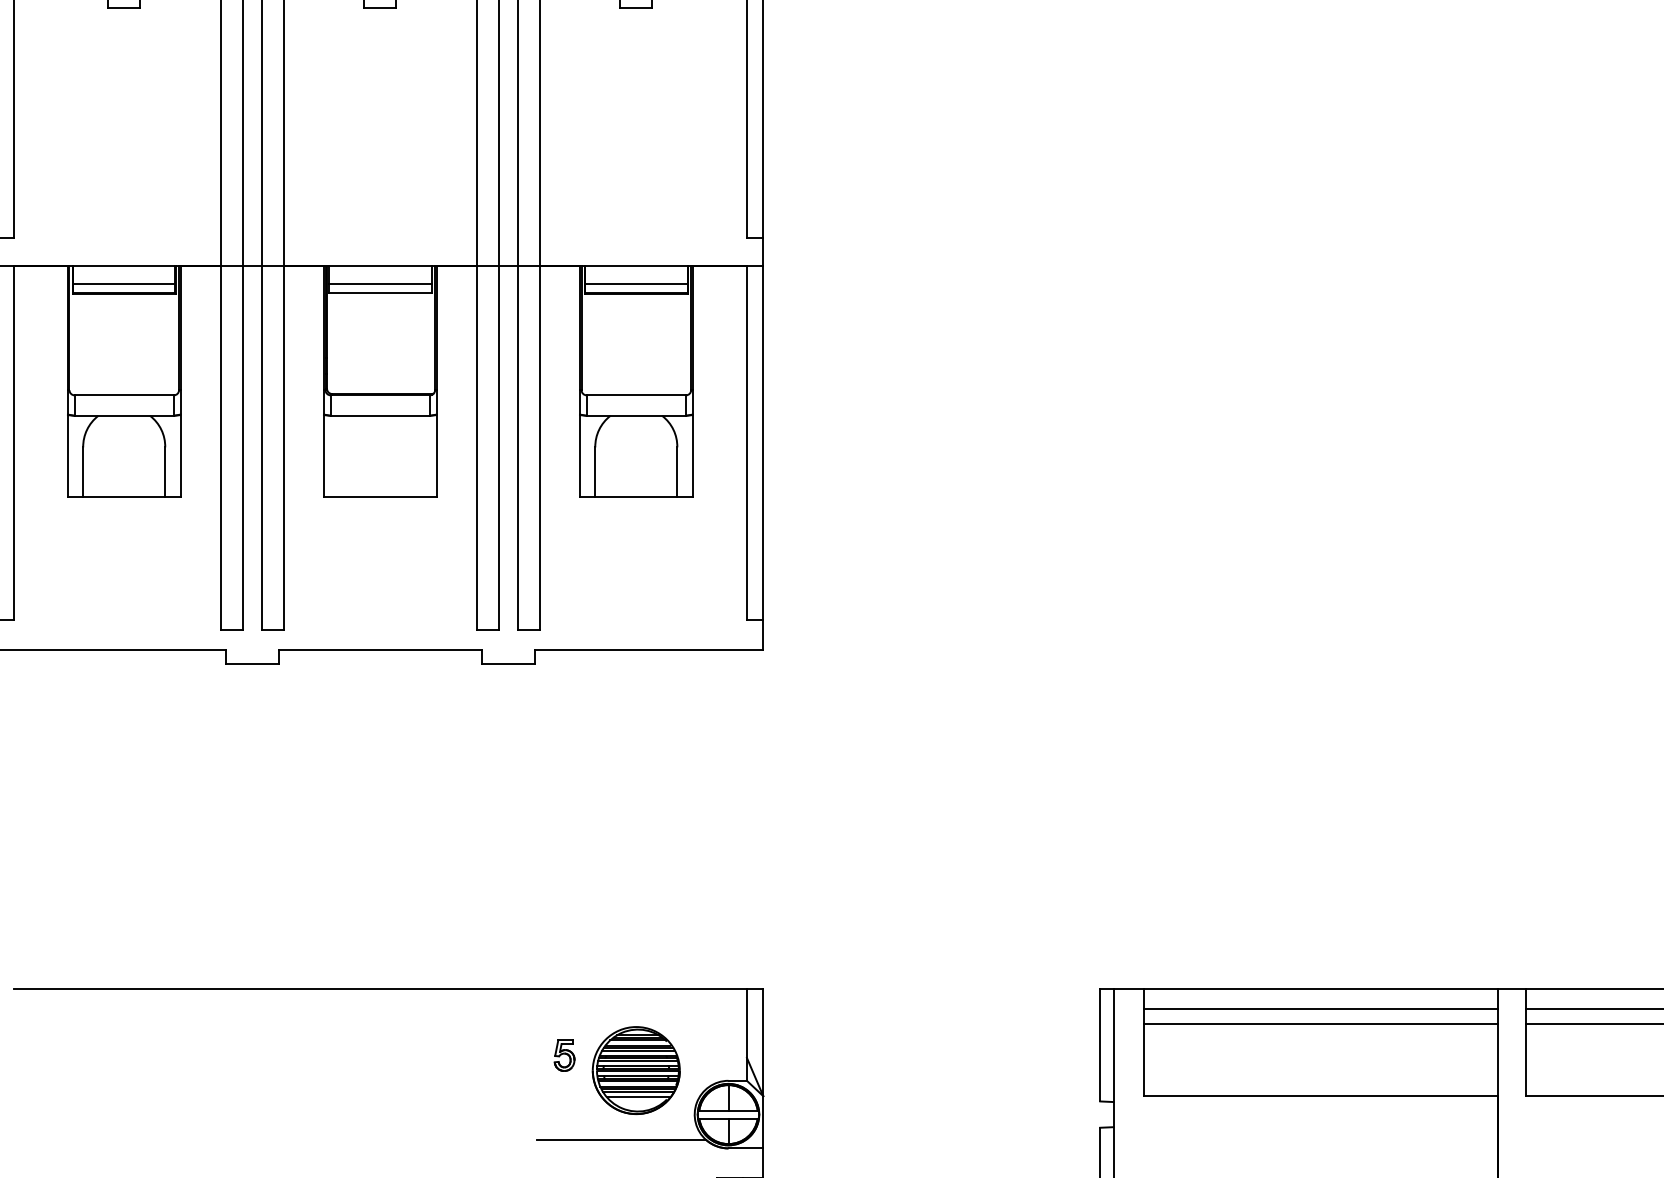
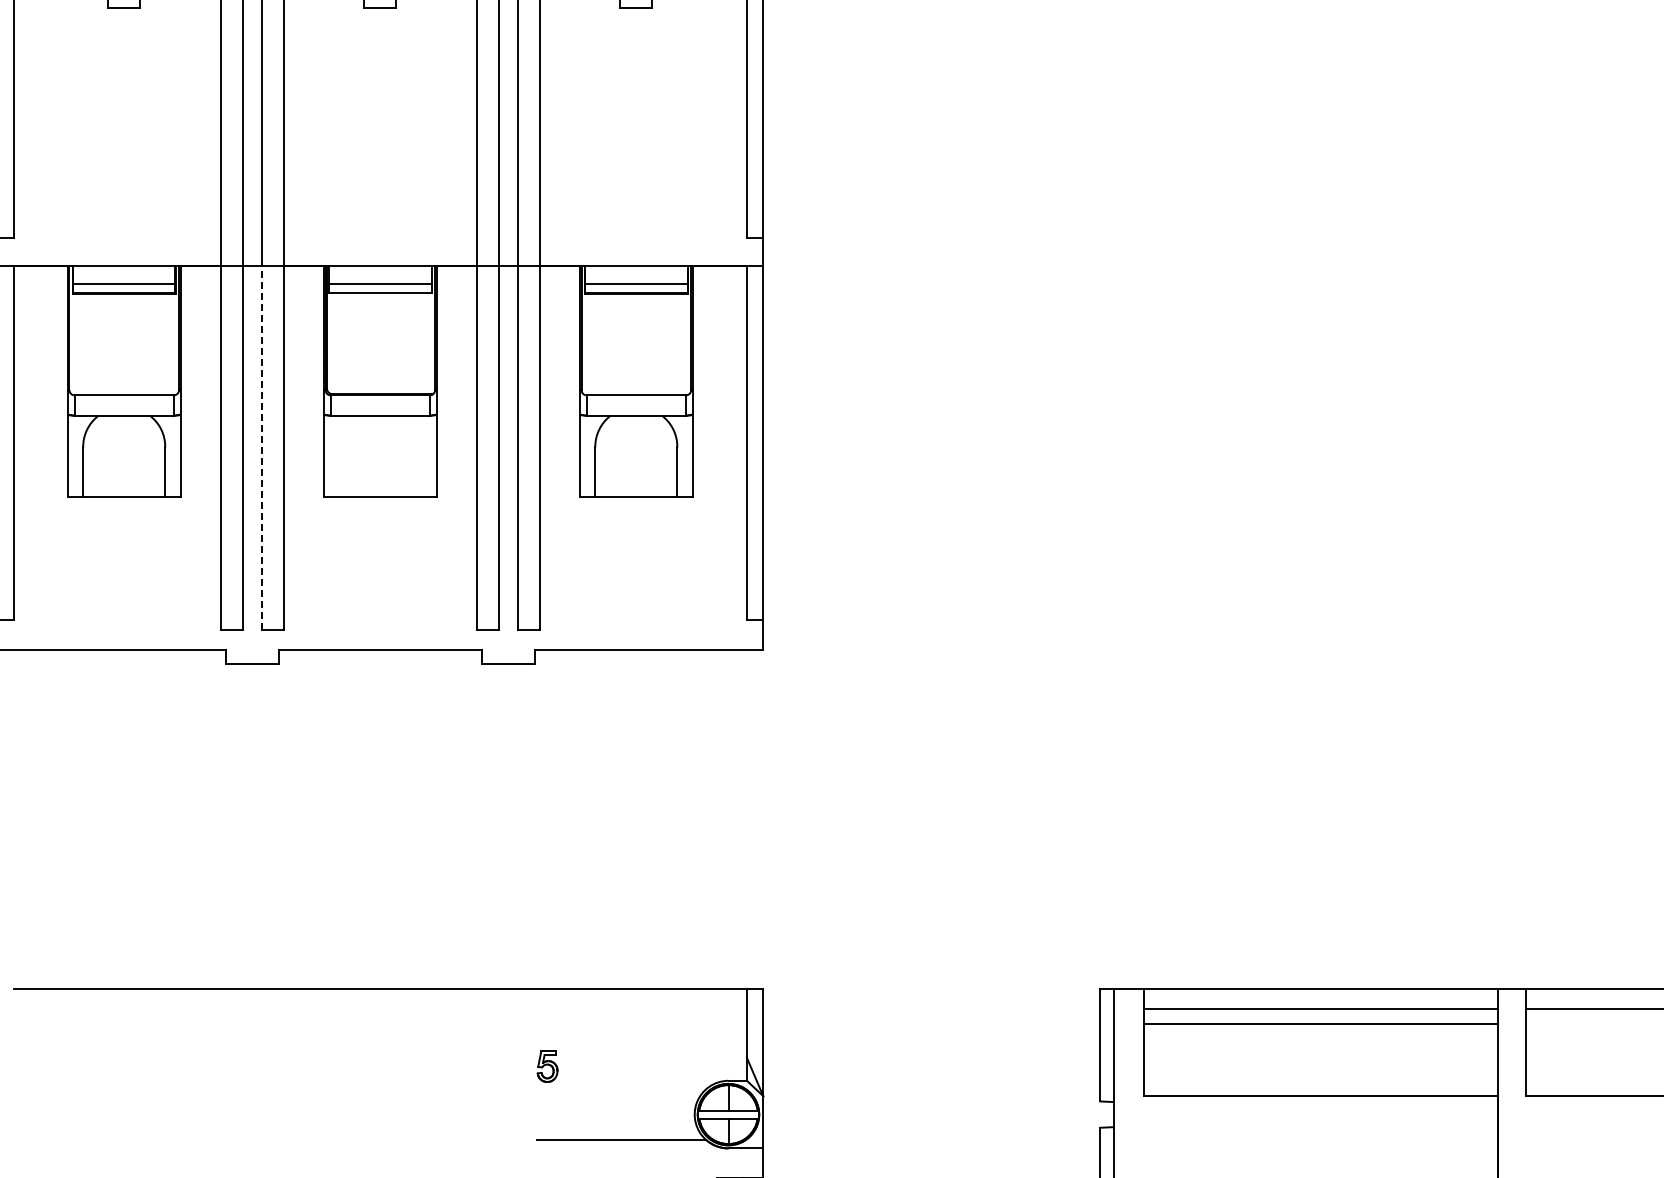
line: solid -> dashed (261, 448)
line: present -> none (1593, 1024)
part position: (564, 1055) -> (547, 1066) (547, 1066)
part: present -> none (635, 1070)
